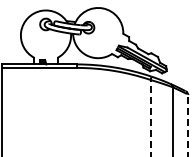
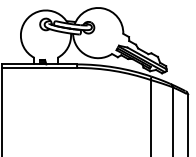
line: dashed -> solid (150, 117)
line: dashed -> solid (187, 125)
